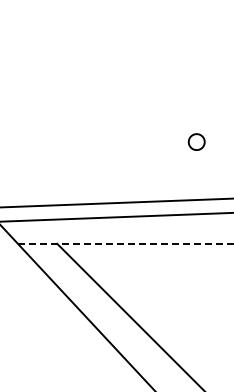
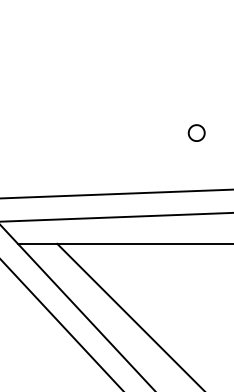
part position: (196, 141) -> (196, 132) (196, 132)
line position: (116, 202) -> (116, 193) (116, 193)
line: dashed -> solid (125, 243)
line: none -> present (61, 324)
